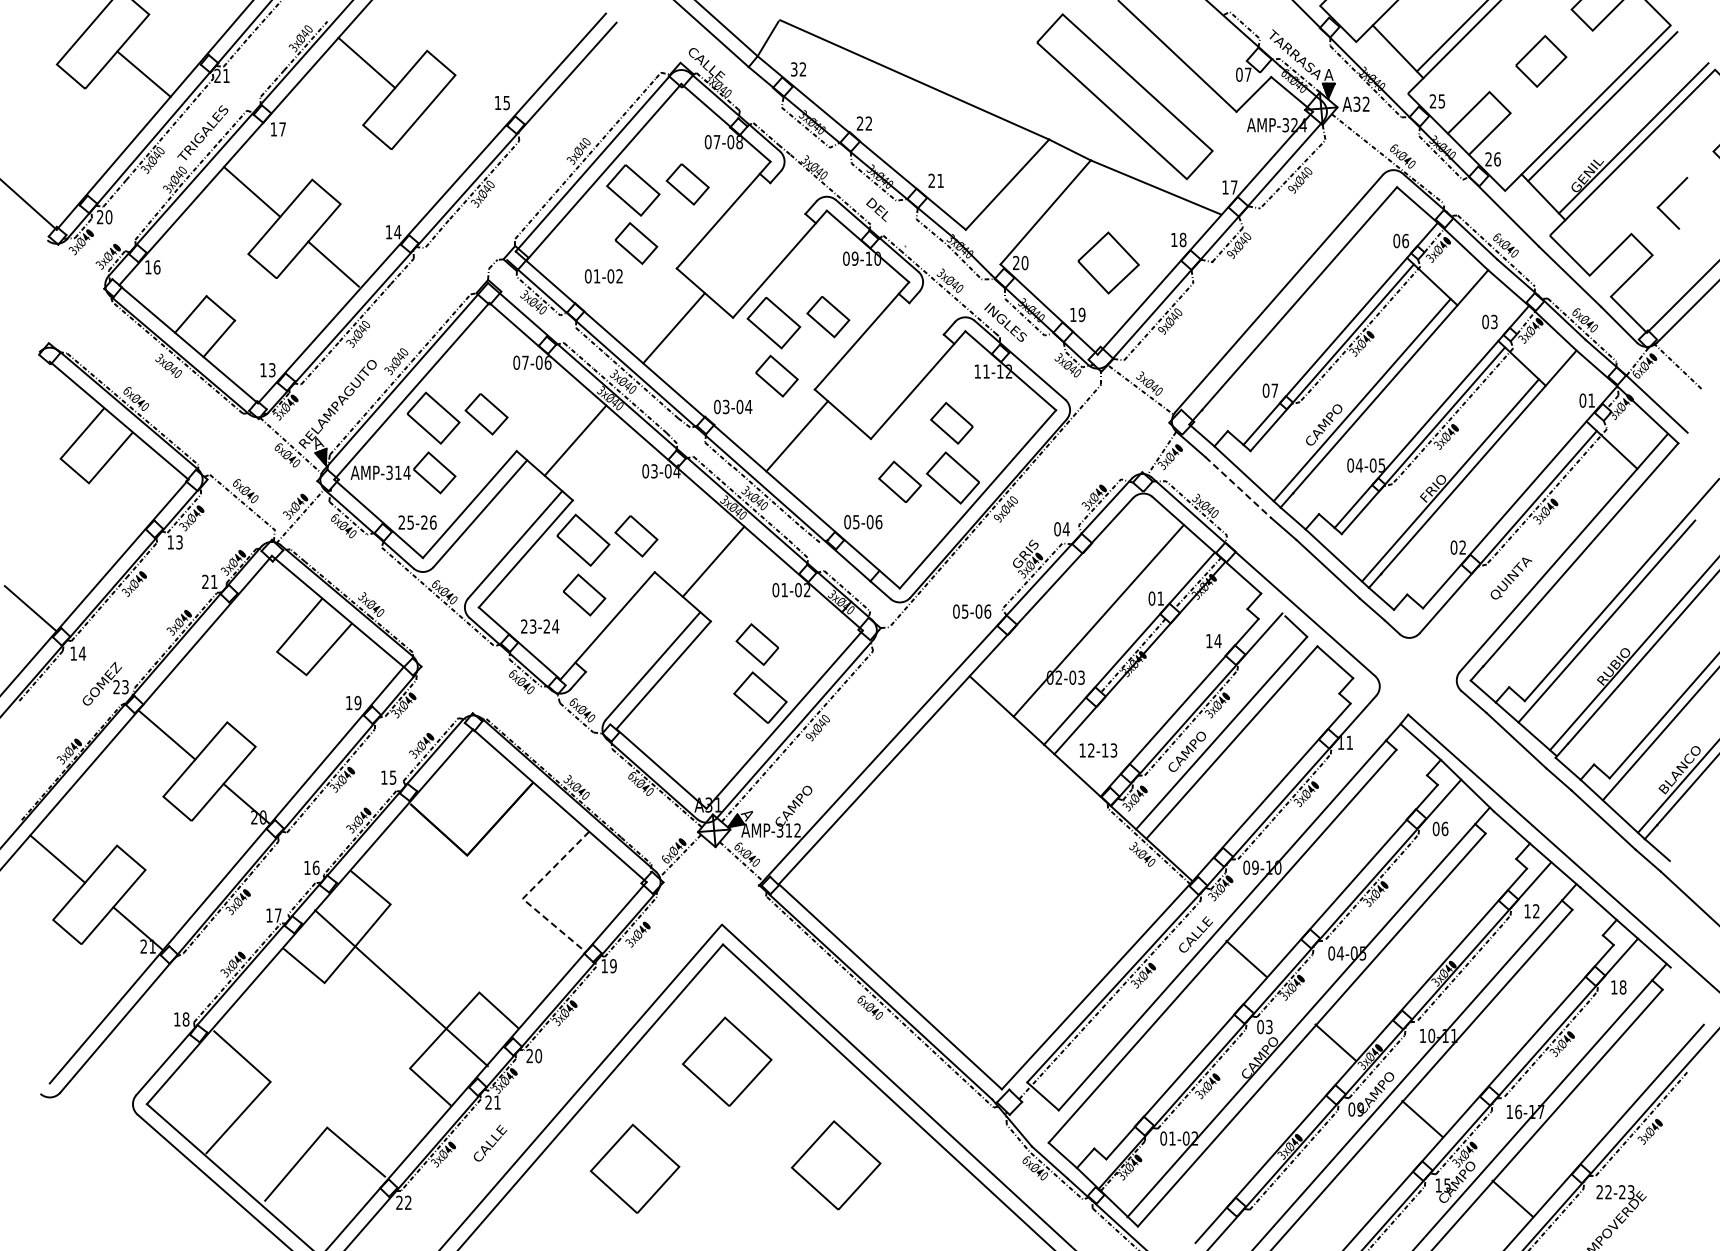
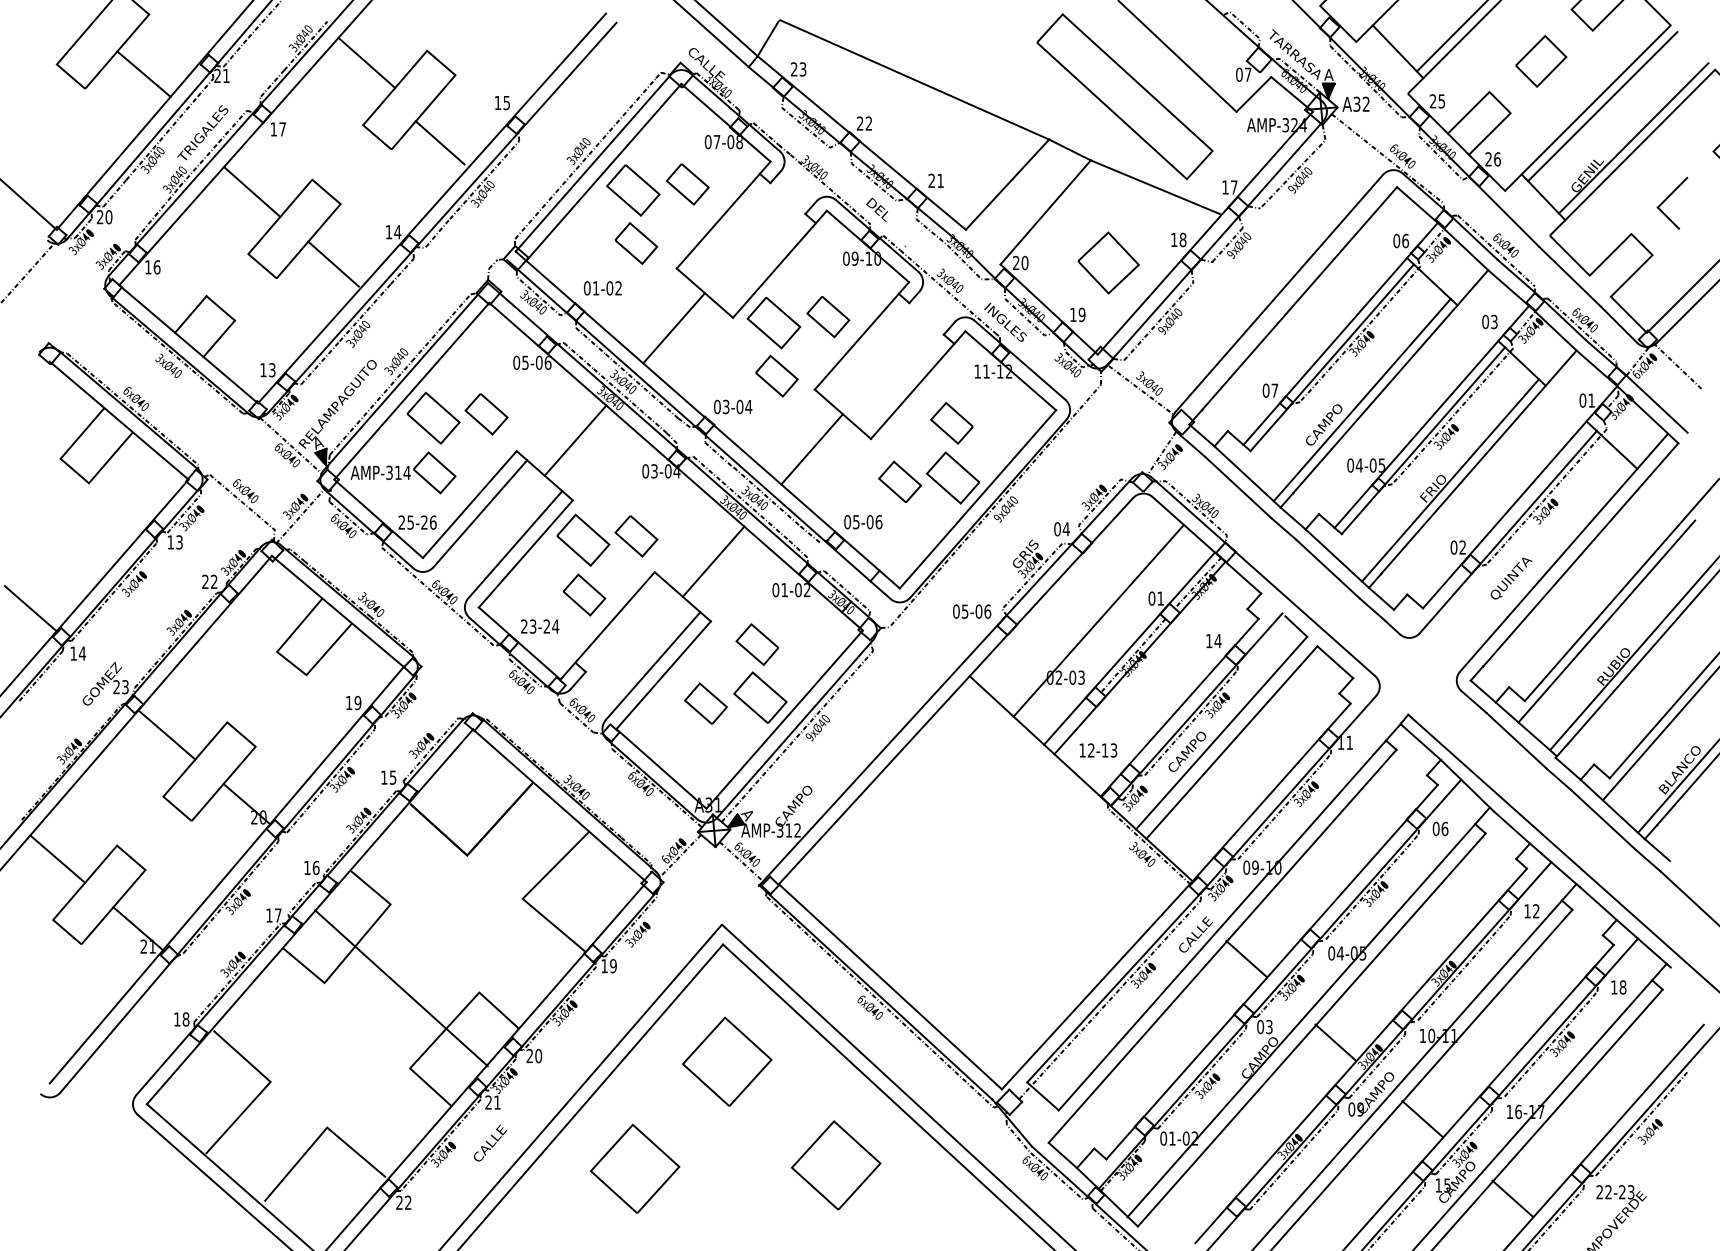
text: 32 -> 23 (798, 69)
line: none -> present (439, 142)
line: none -> present (28, 271)
text position: (603, 276) -> (602, 288) (602, 288)
text: 07-06 -> 05-06 (525, 362)
line position: (796, 436) -> (811, 449) (811, 449)
line: dashed -> solid (1238, 487)
text: 21 -> 22 (214, 581)
part: none -> present (705, 703)
line: dashed -> solid (526, 894)
